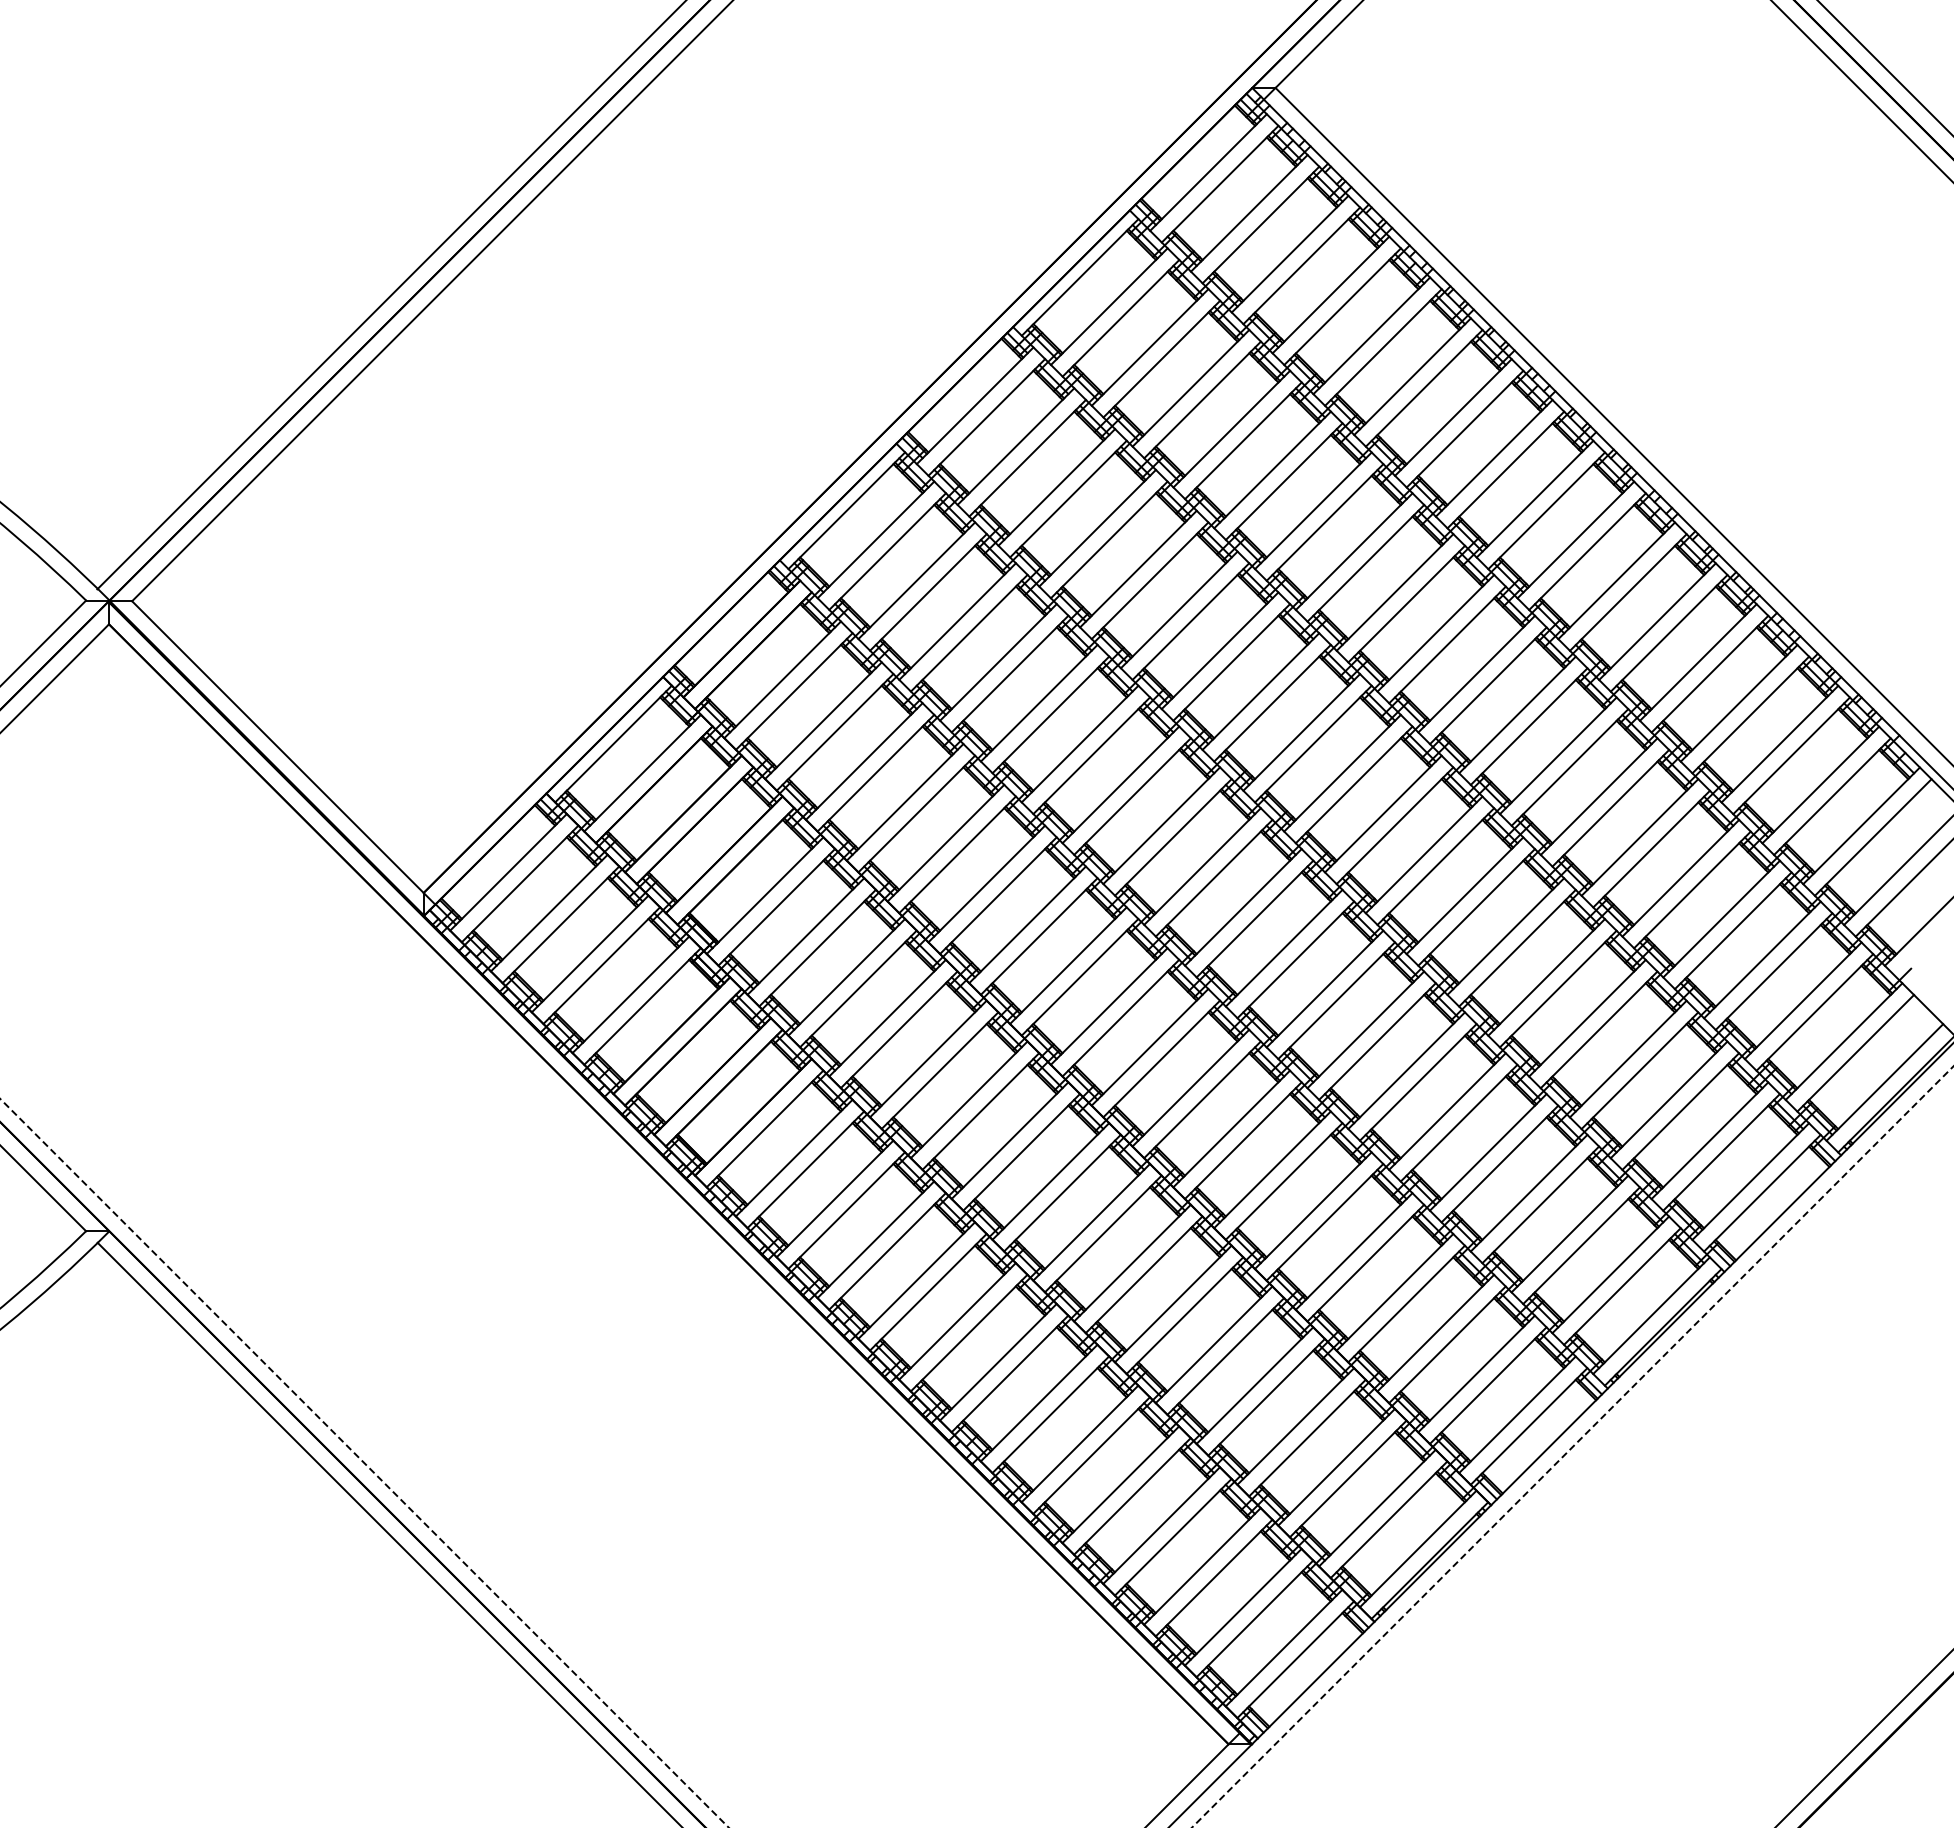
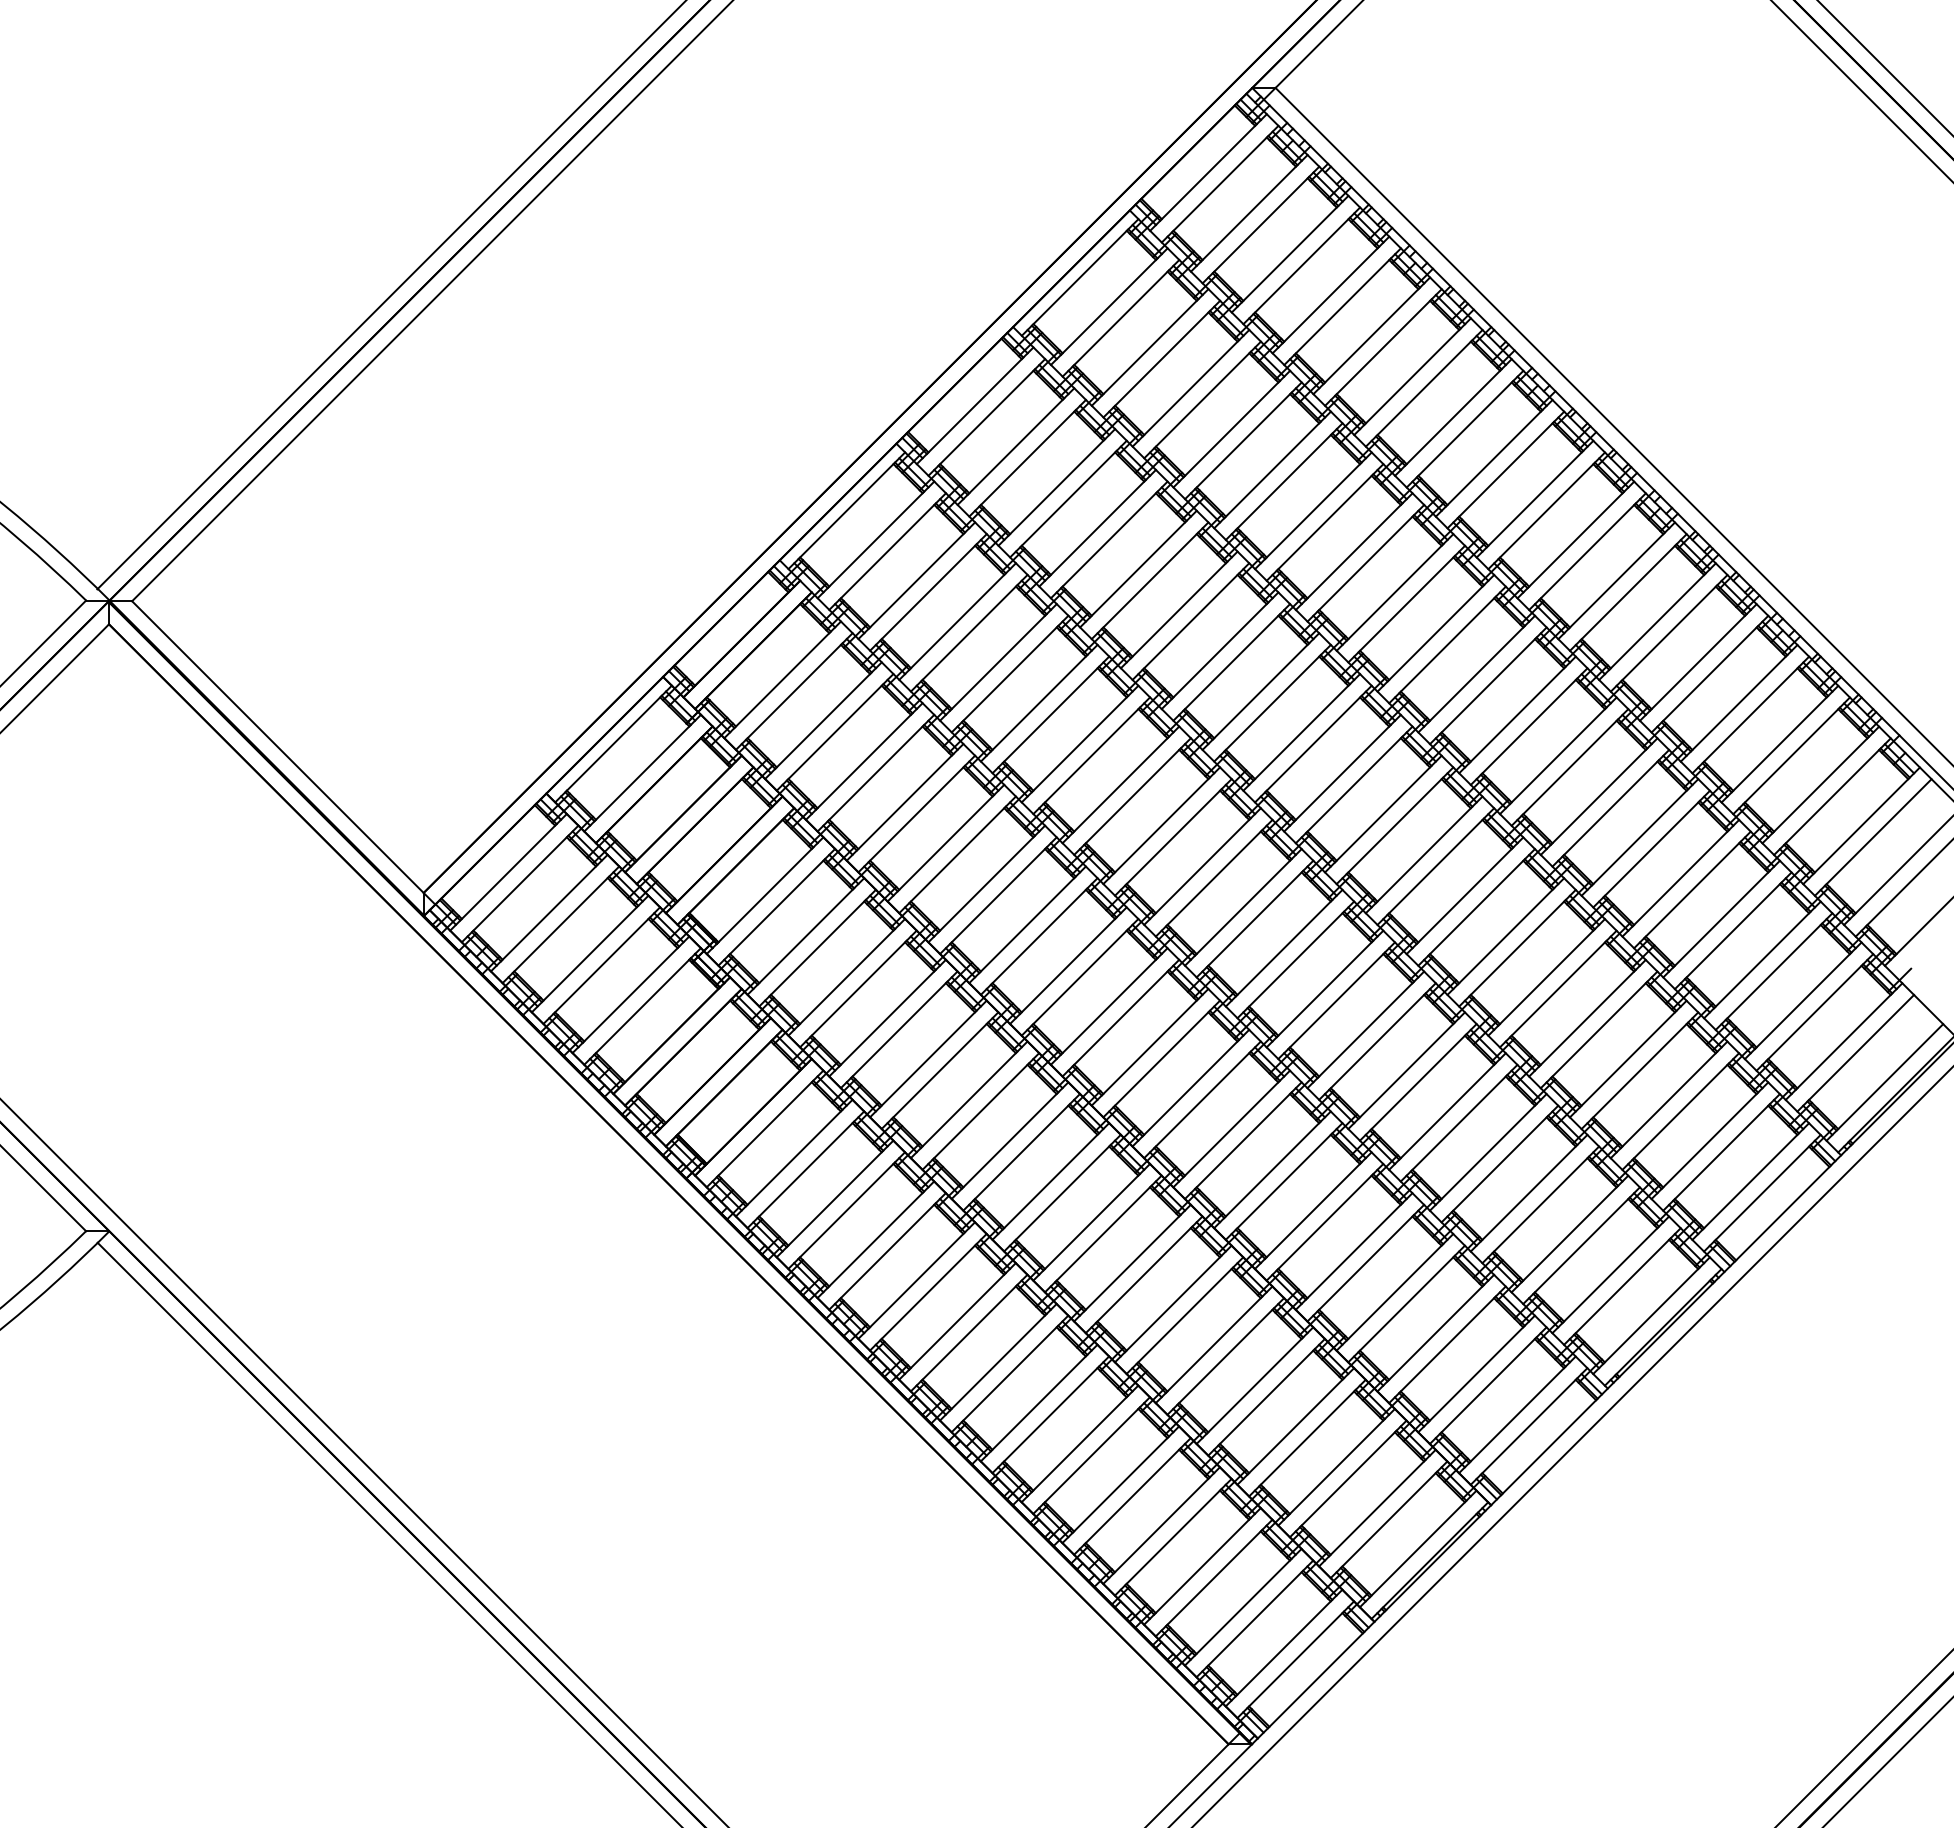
line: dashed -> solid (1572, 1447)
line: dashed -> solid (364, 1463)
line: none -> present (1887, 1762)
